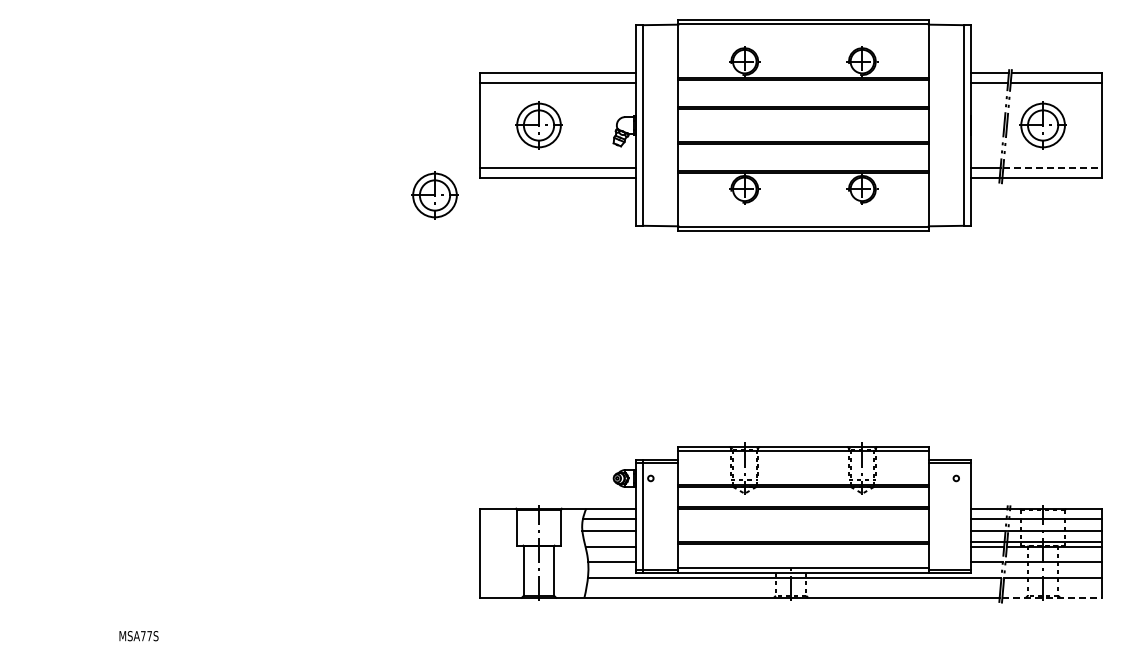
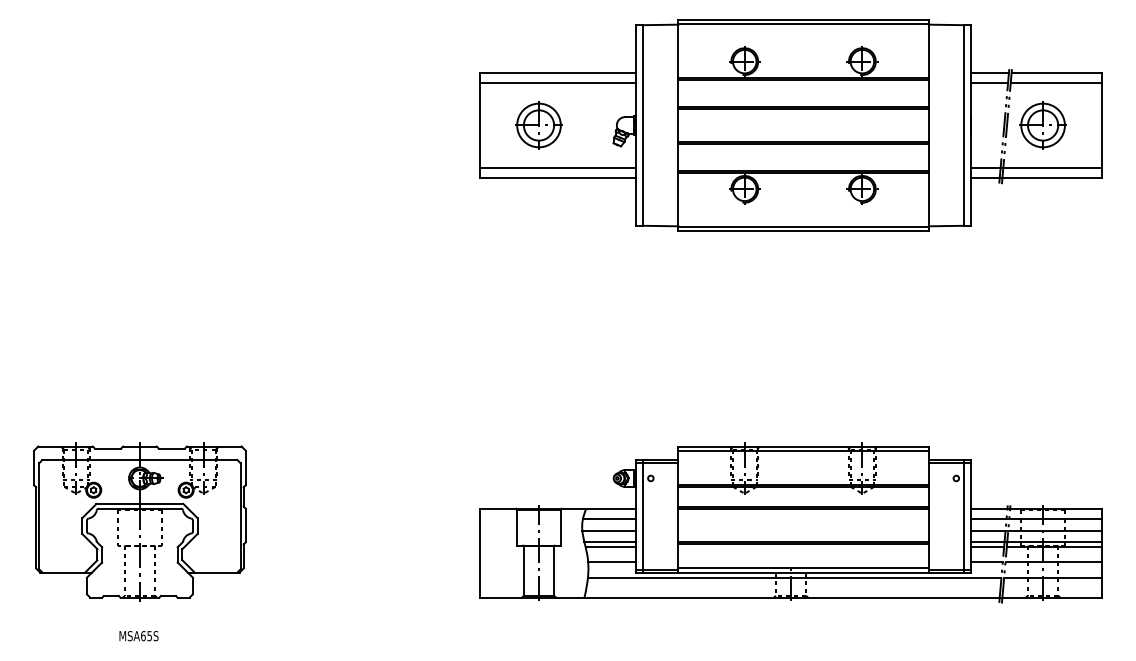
line: dashed -> solid (1053, 167)
part: present -> none (434, 195)
line: none -> present (964, 516)
part: none -> present (139, 521)
line: none -> present (610, 542)
line: dashed -> solid (1052, 597)
text: MSA77S -> MSA65S (146, 636)
